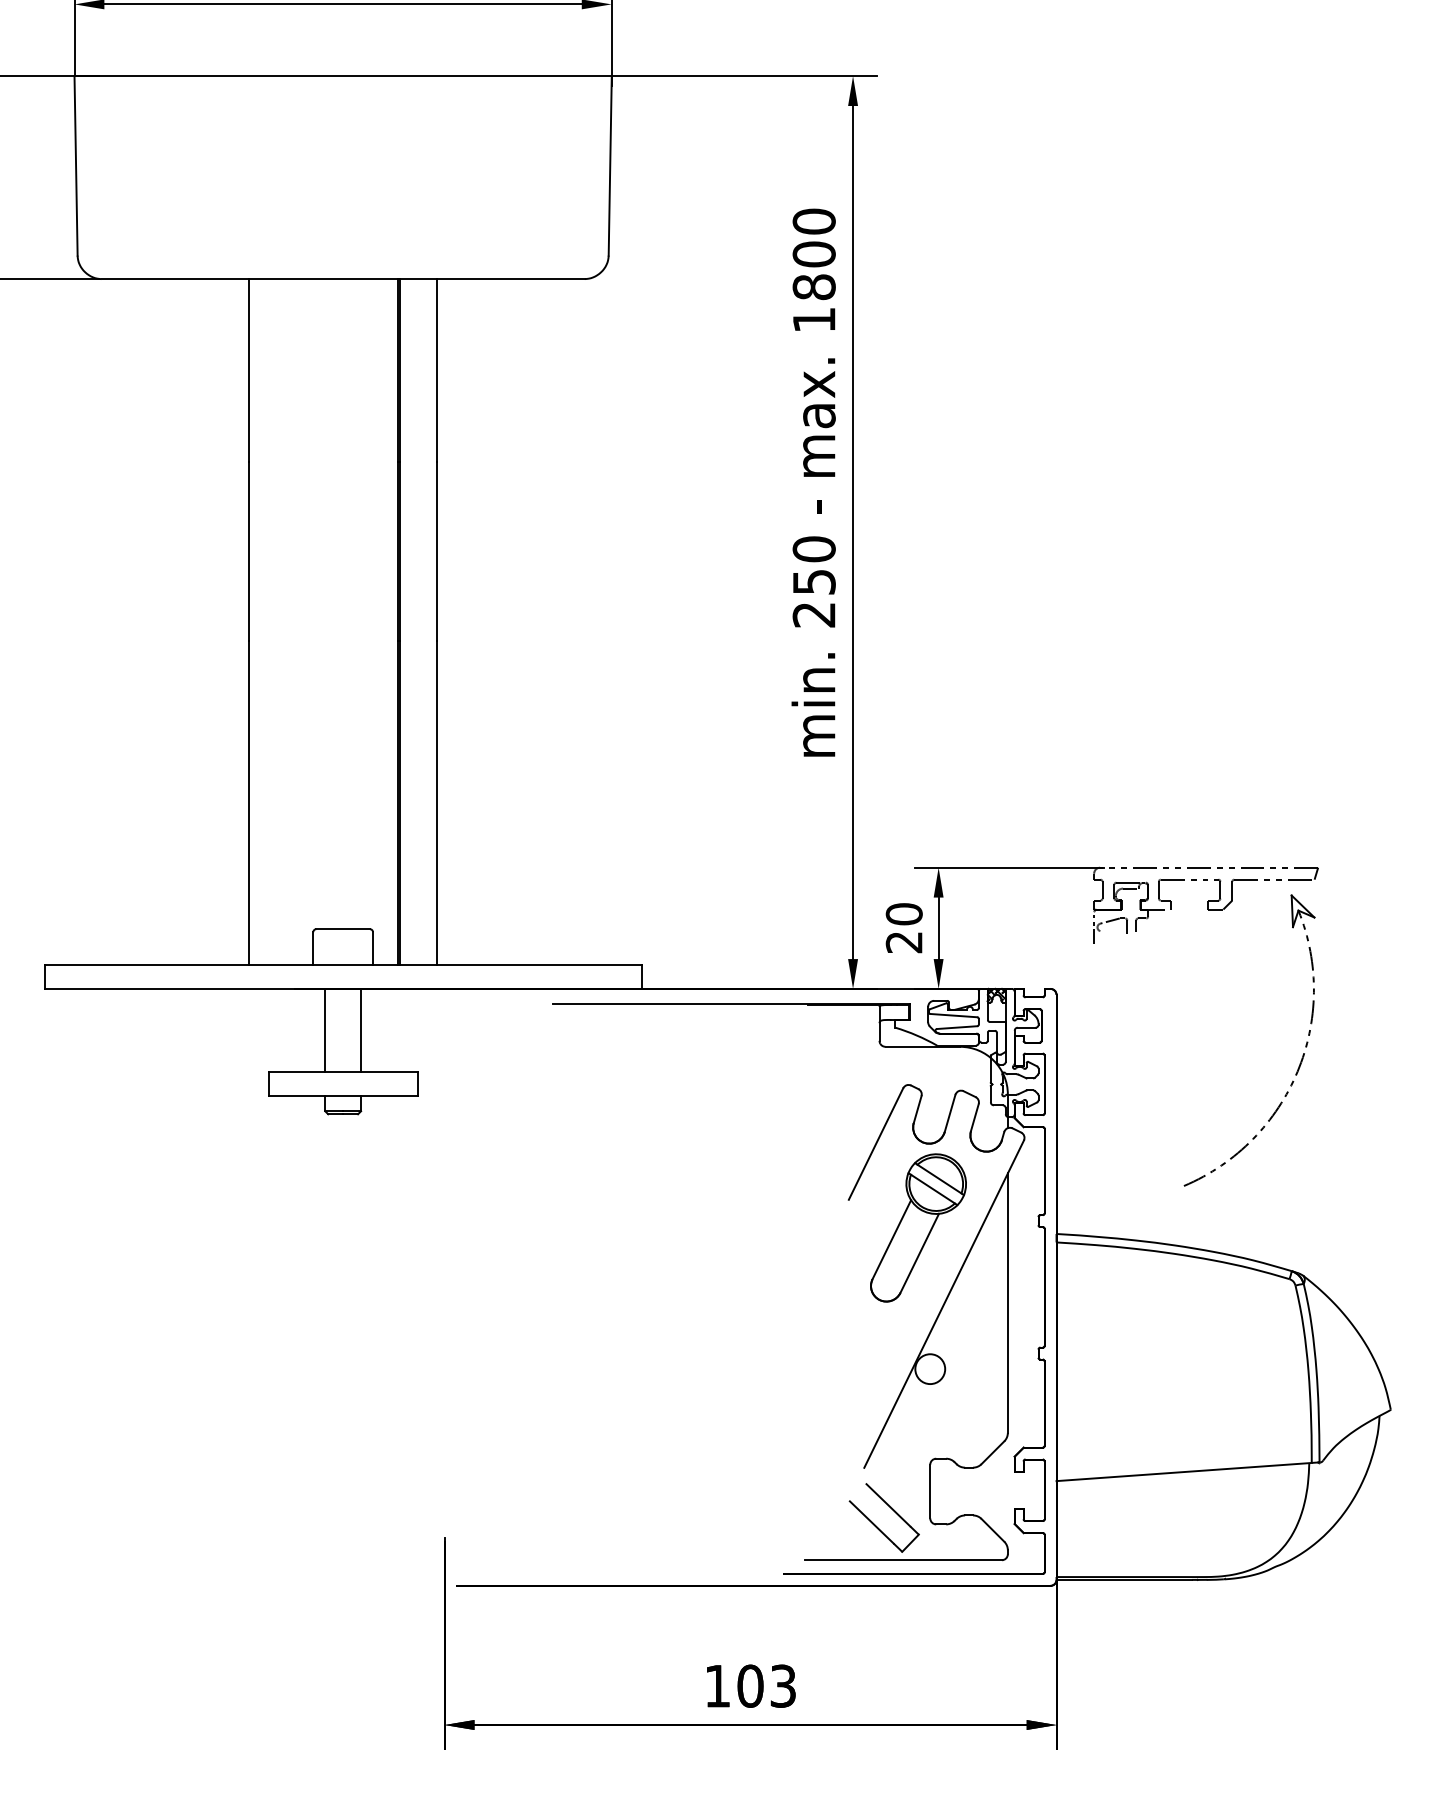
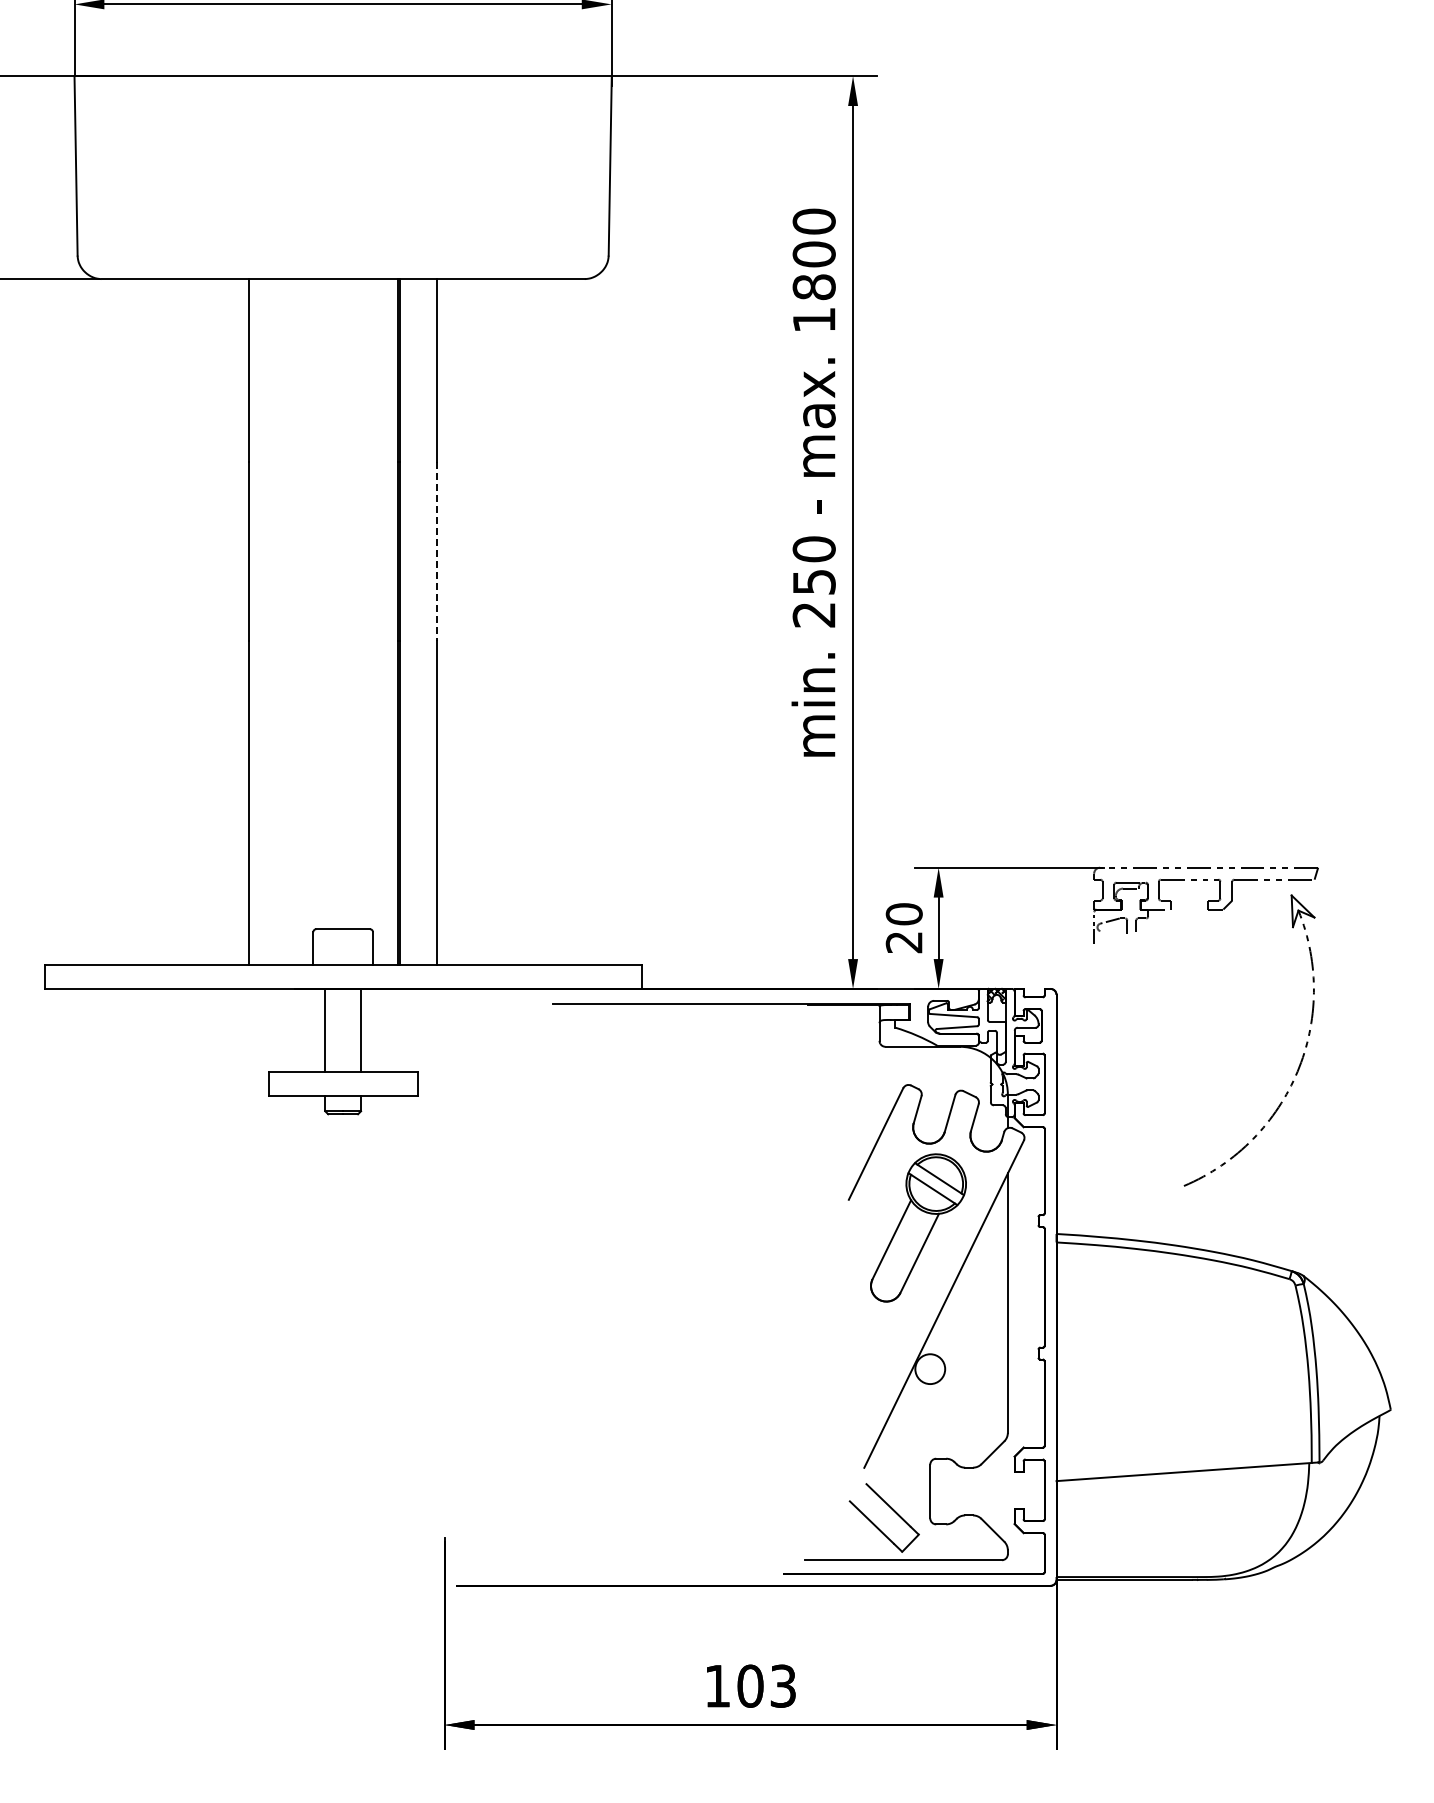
line: solid -> dashed (437, 551)
